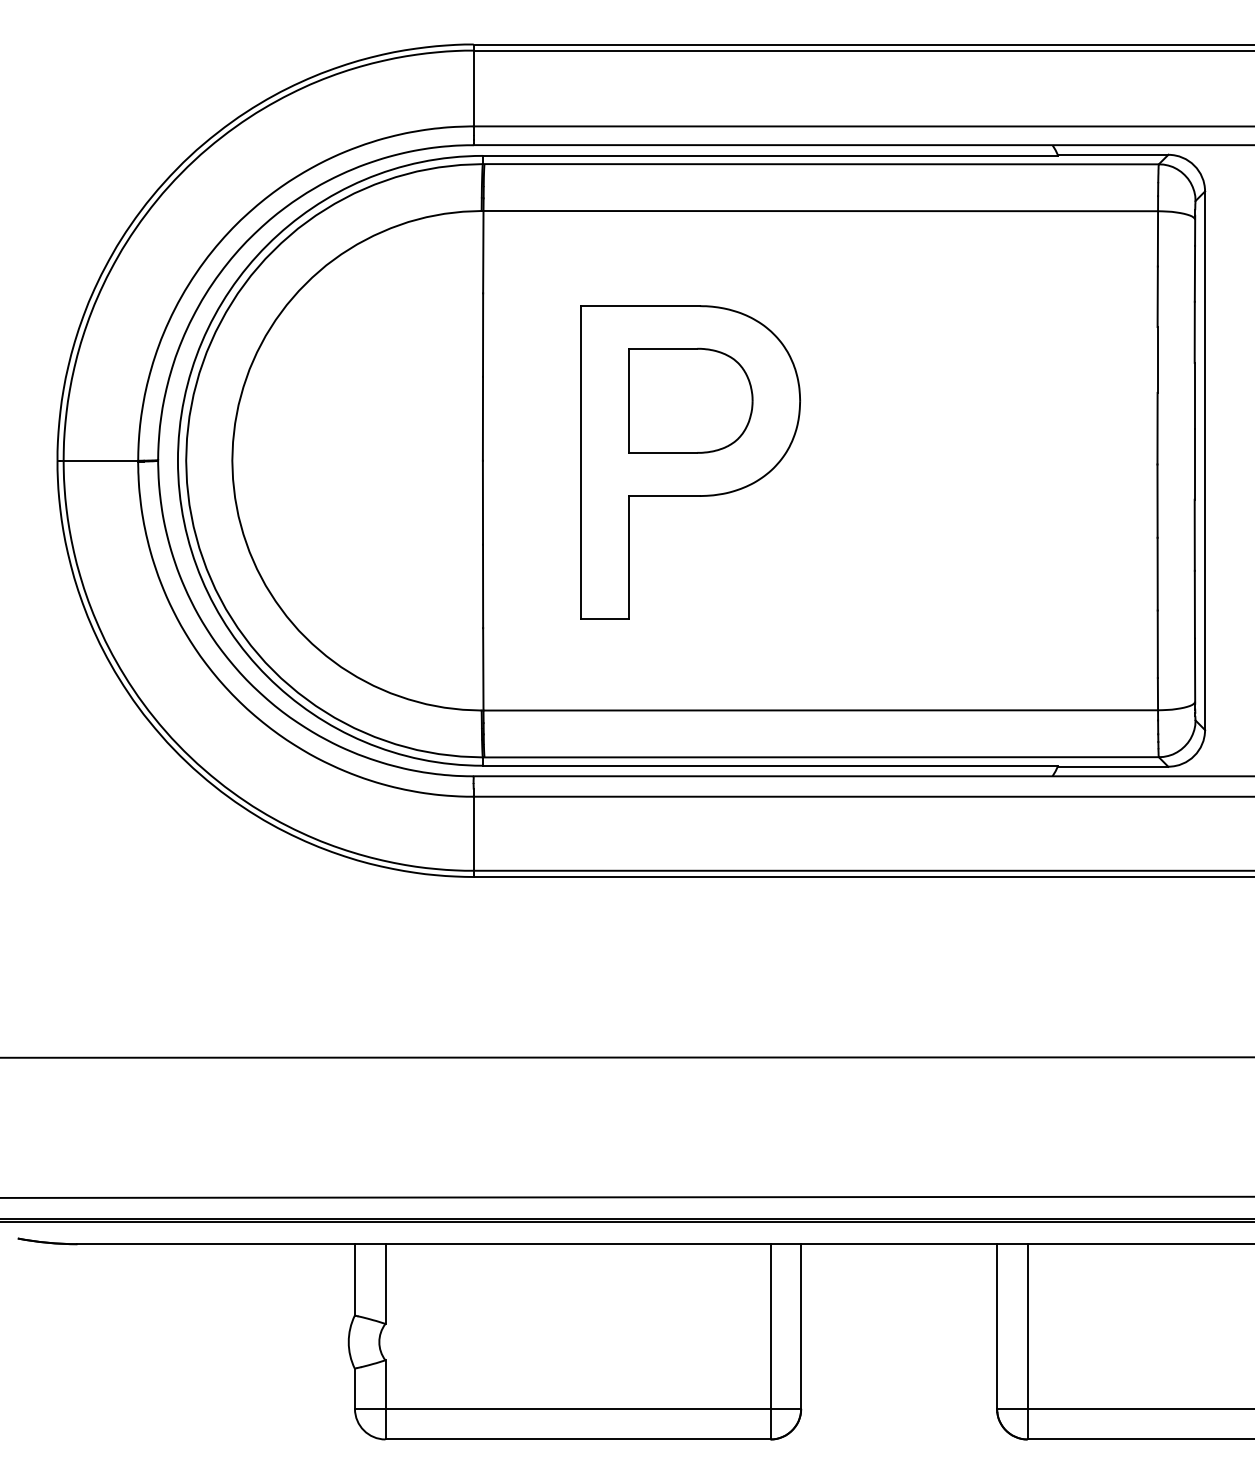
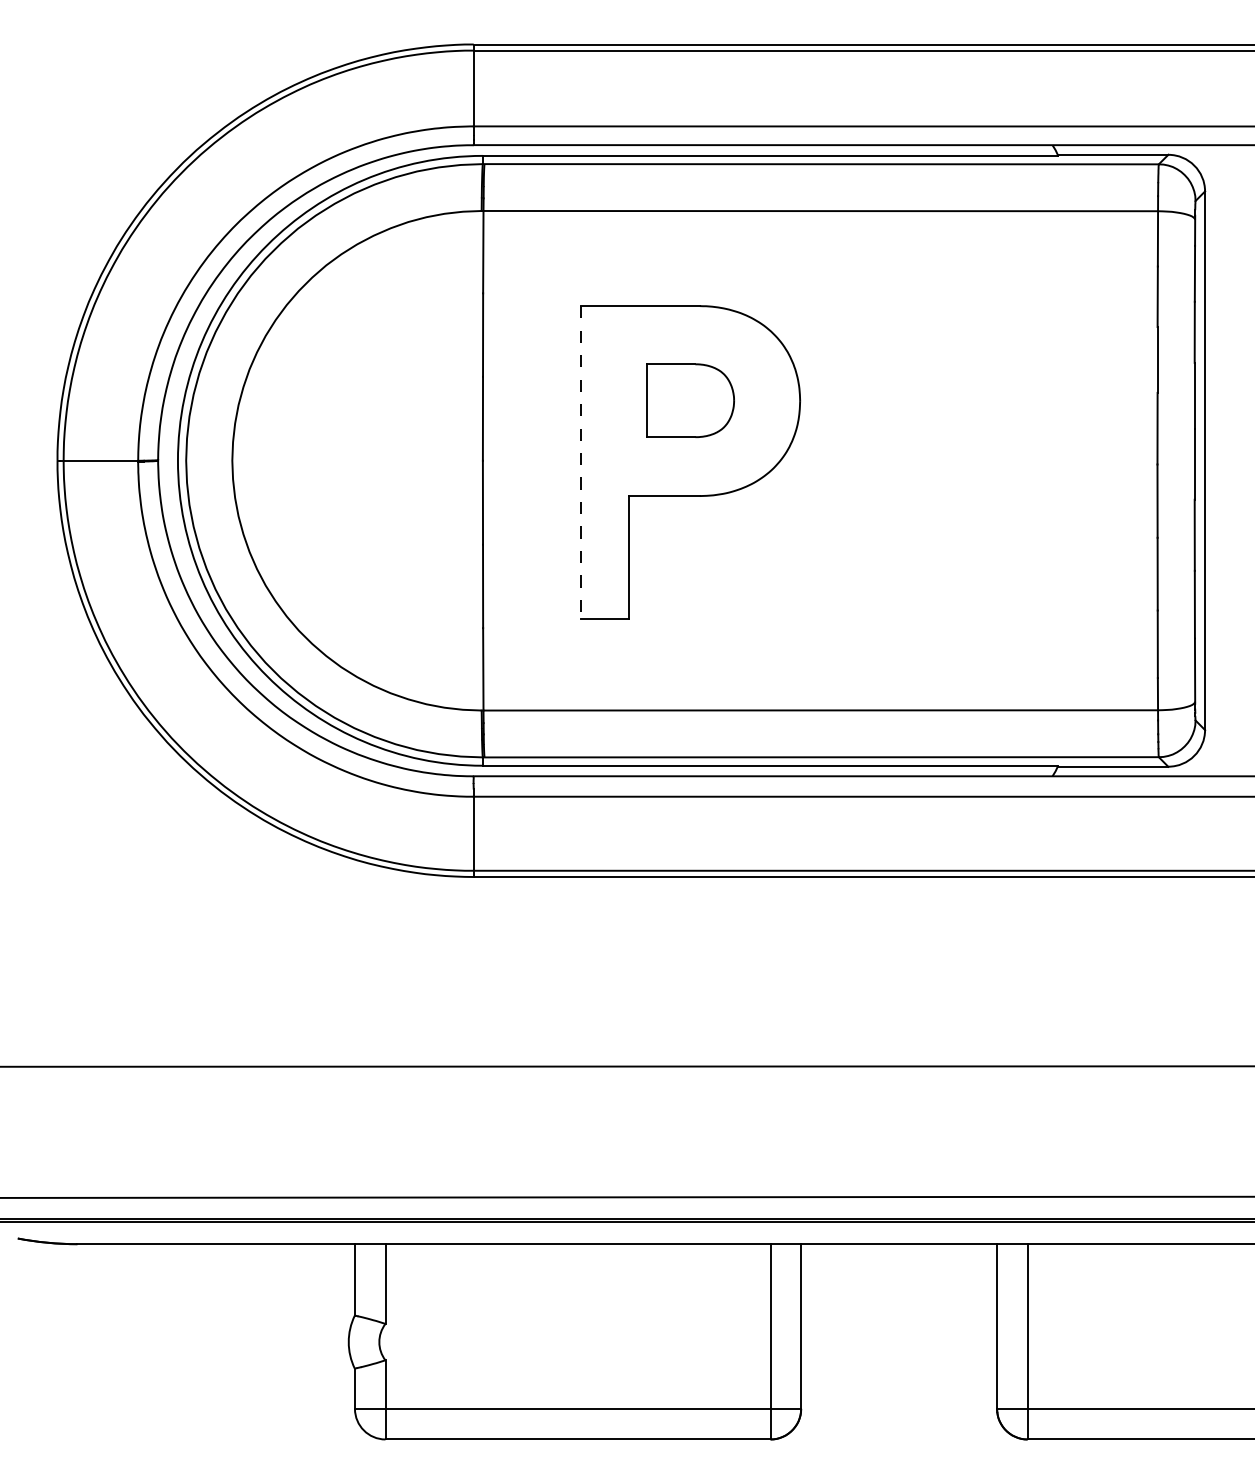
part size: 126x107 px -> 89x75 px (690, 400)
line: solid -> dashed (581, 463)
line position: (626, 1057) -> (626, 1066) (626, 1066)
